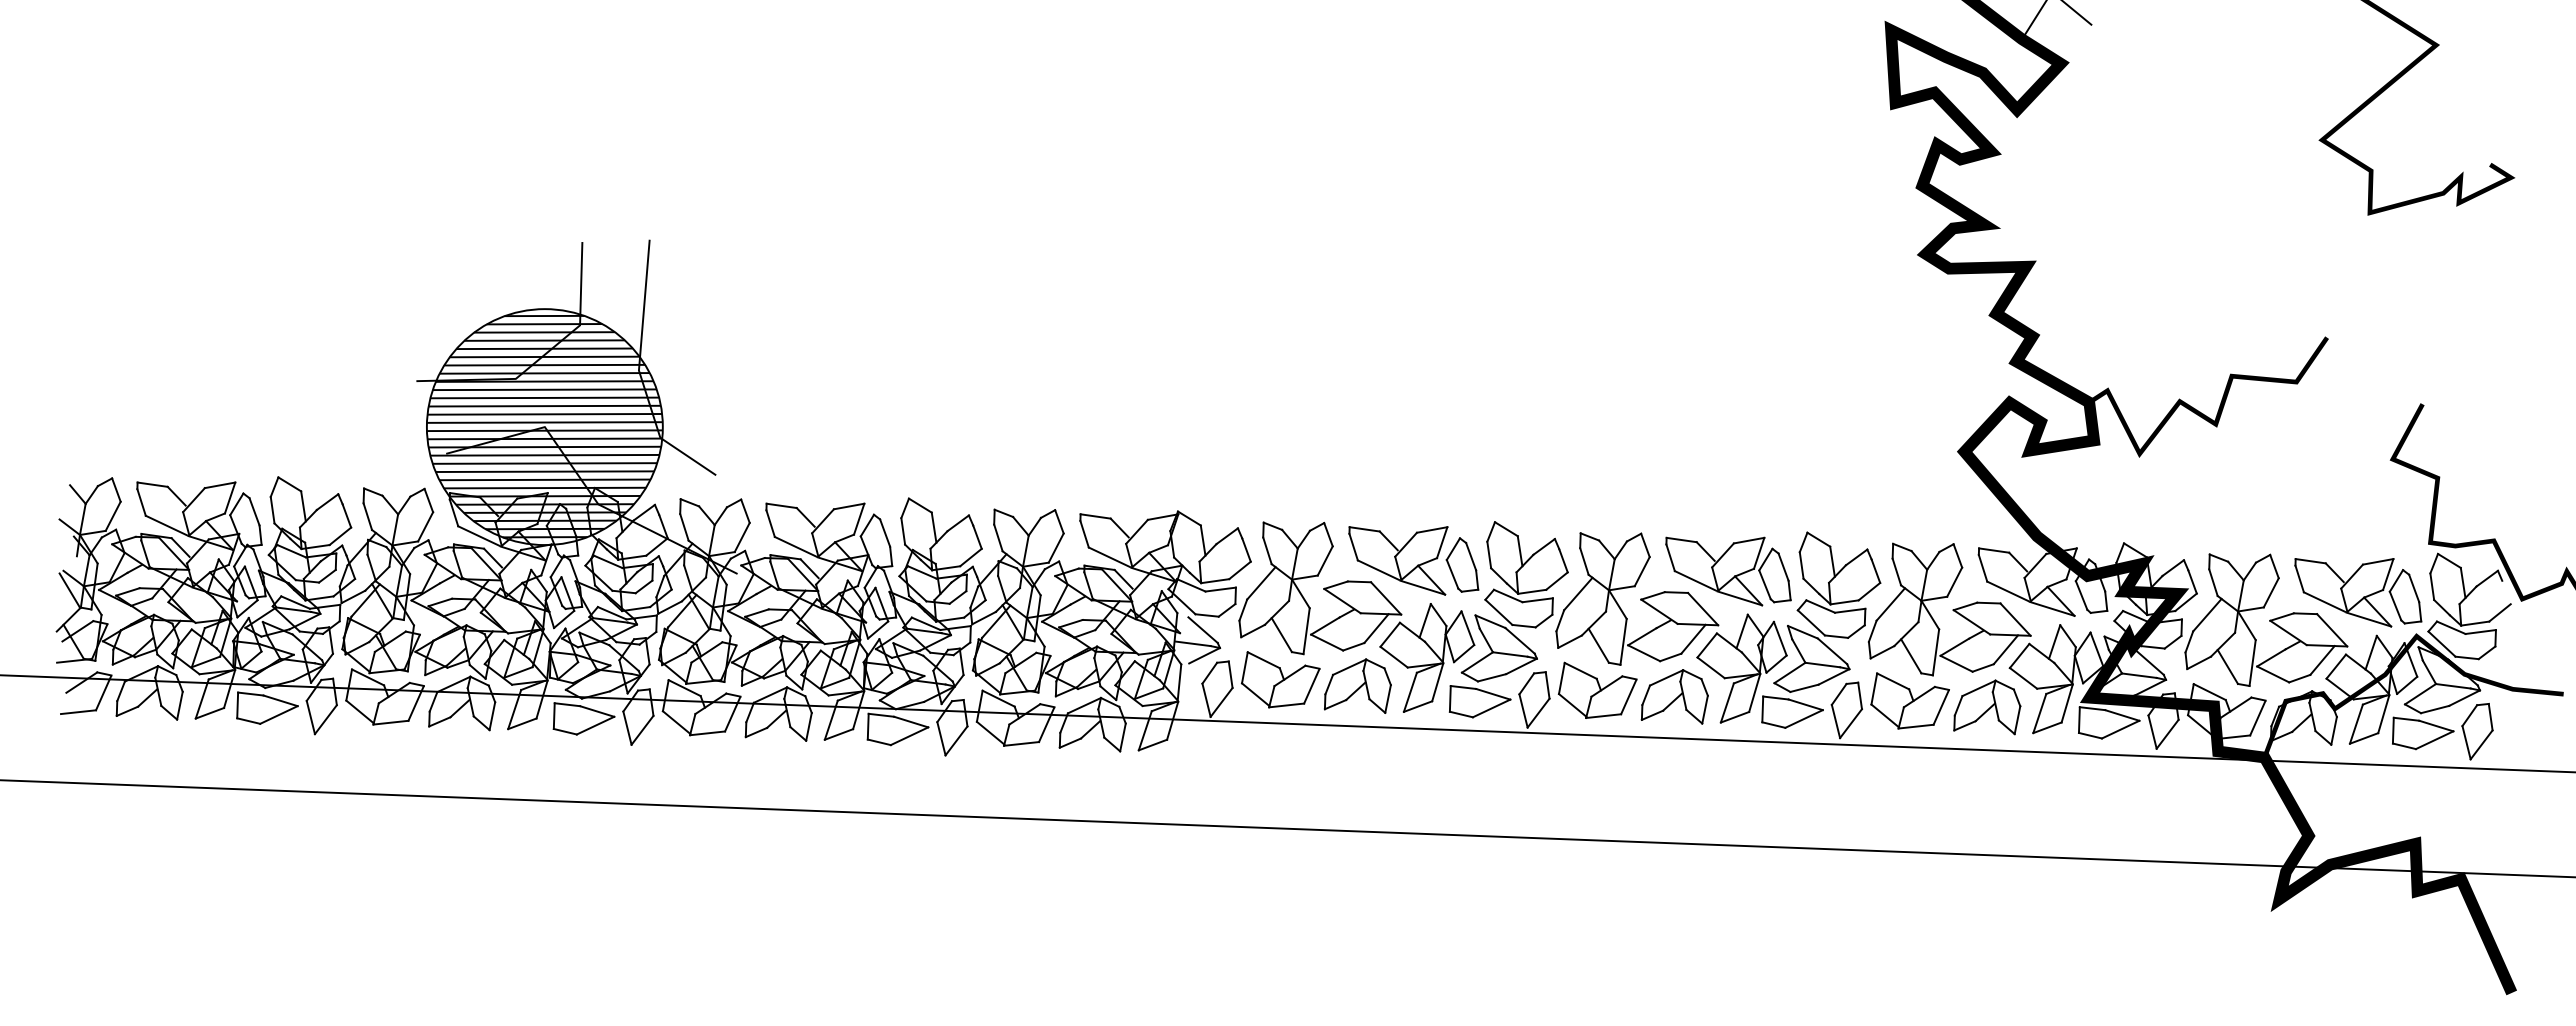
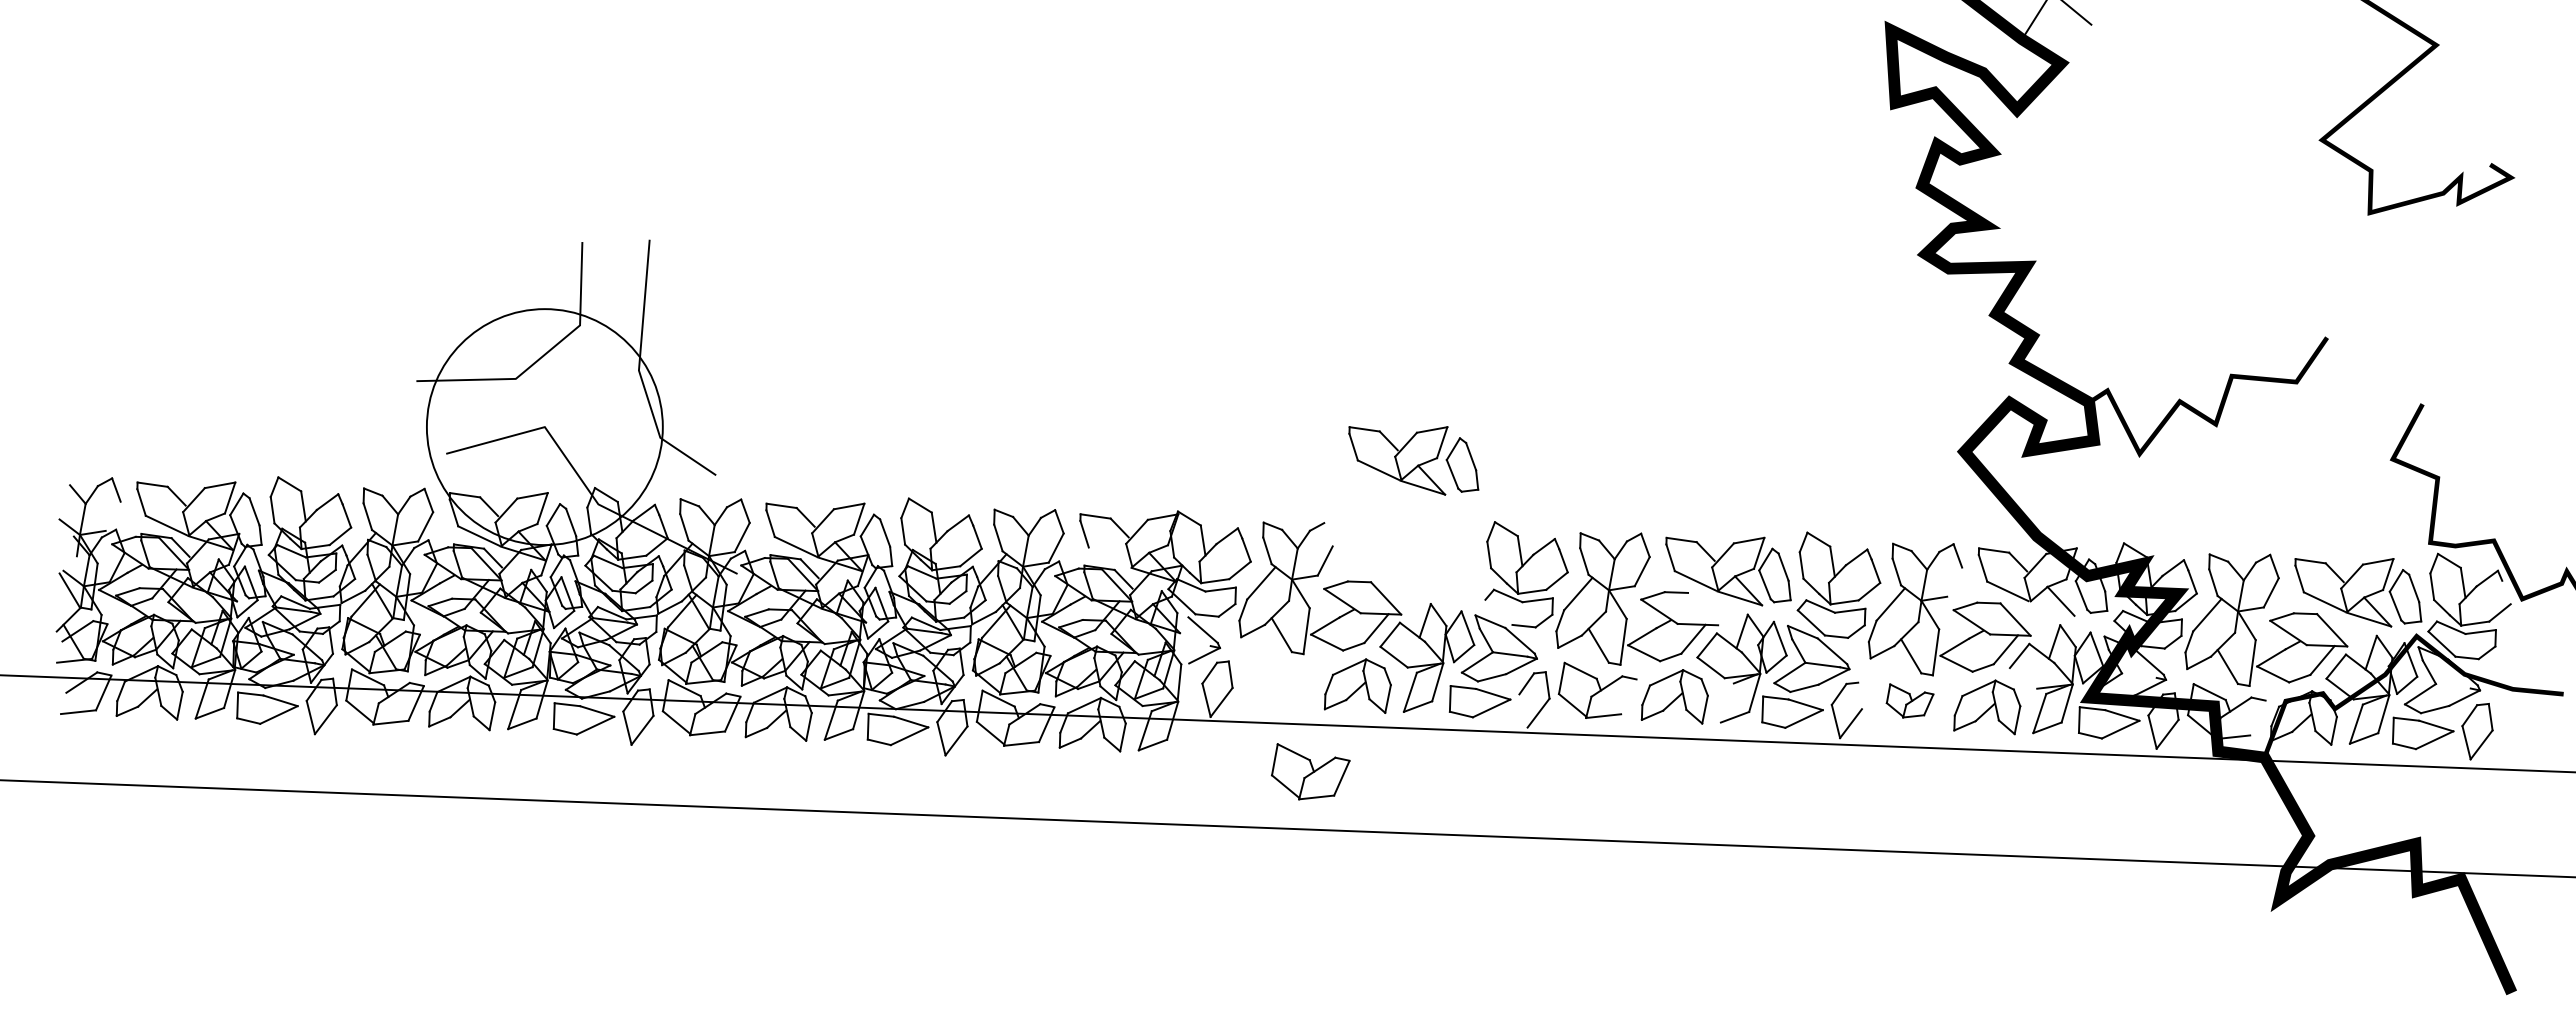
hatch: present -> none (544, 426)
line: present -> none (112, 515)
line: present -> none (1328, 534)
line: present -> none (1109, 557)
part position: (1413, 560) -> (1413, 460) (1413, 460)
line: present -> none (1954, 581)
line: present -> none (1703, 608)
line: present -> none (2051, 608)
line: present -> none (1498, 611)
line: present -> none (1192, 643)
line: present -> none (2138, 675)
line: present -> none (2023, 678)
part position: (1280, 679) -> (1310, 771) (1310, 771)
line: present -> none (2452, 686)
line: present -> none (1859, 695)
line: present -> none (1628, 697)
part size: 80x58 px -> 50x36 px (1909, 700)
line: present -> none (1726, 702)
line: present -> none (1523, 710)
line: present -> none (2257, 718)
